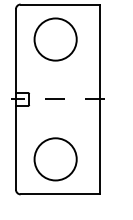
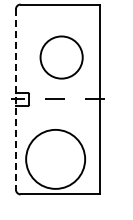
circle position: (55, 39) -> (61, 57) (61, 57)
line: solid -> dashed (15, 99)
circle diameter: 42 px -> 59 px (55, 158)
